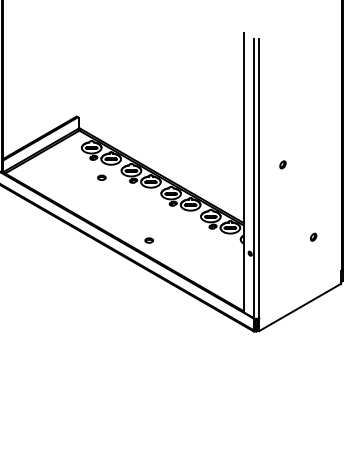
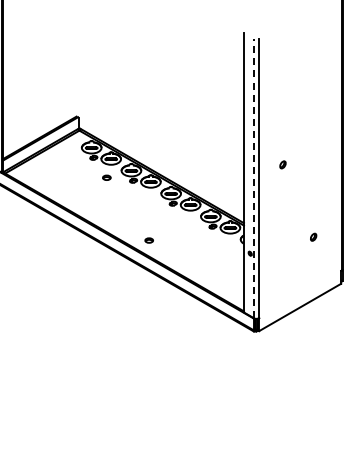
part position: (101, 177) -> (106, 177) (106, 177)
line: solid -> dashed (254, 178)
